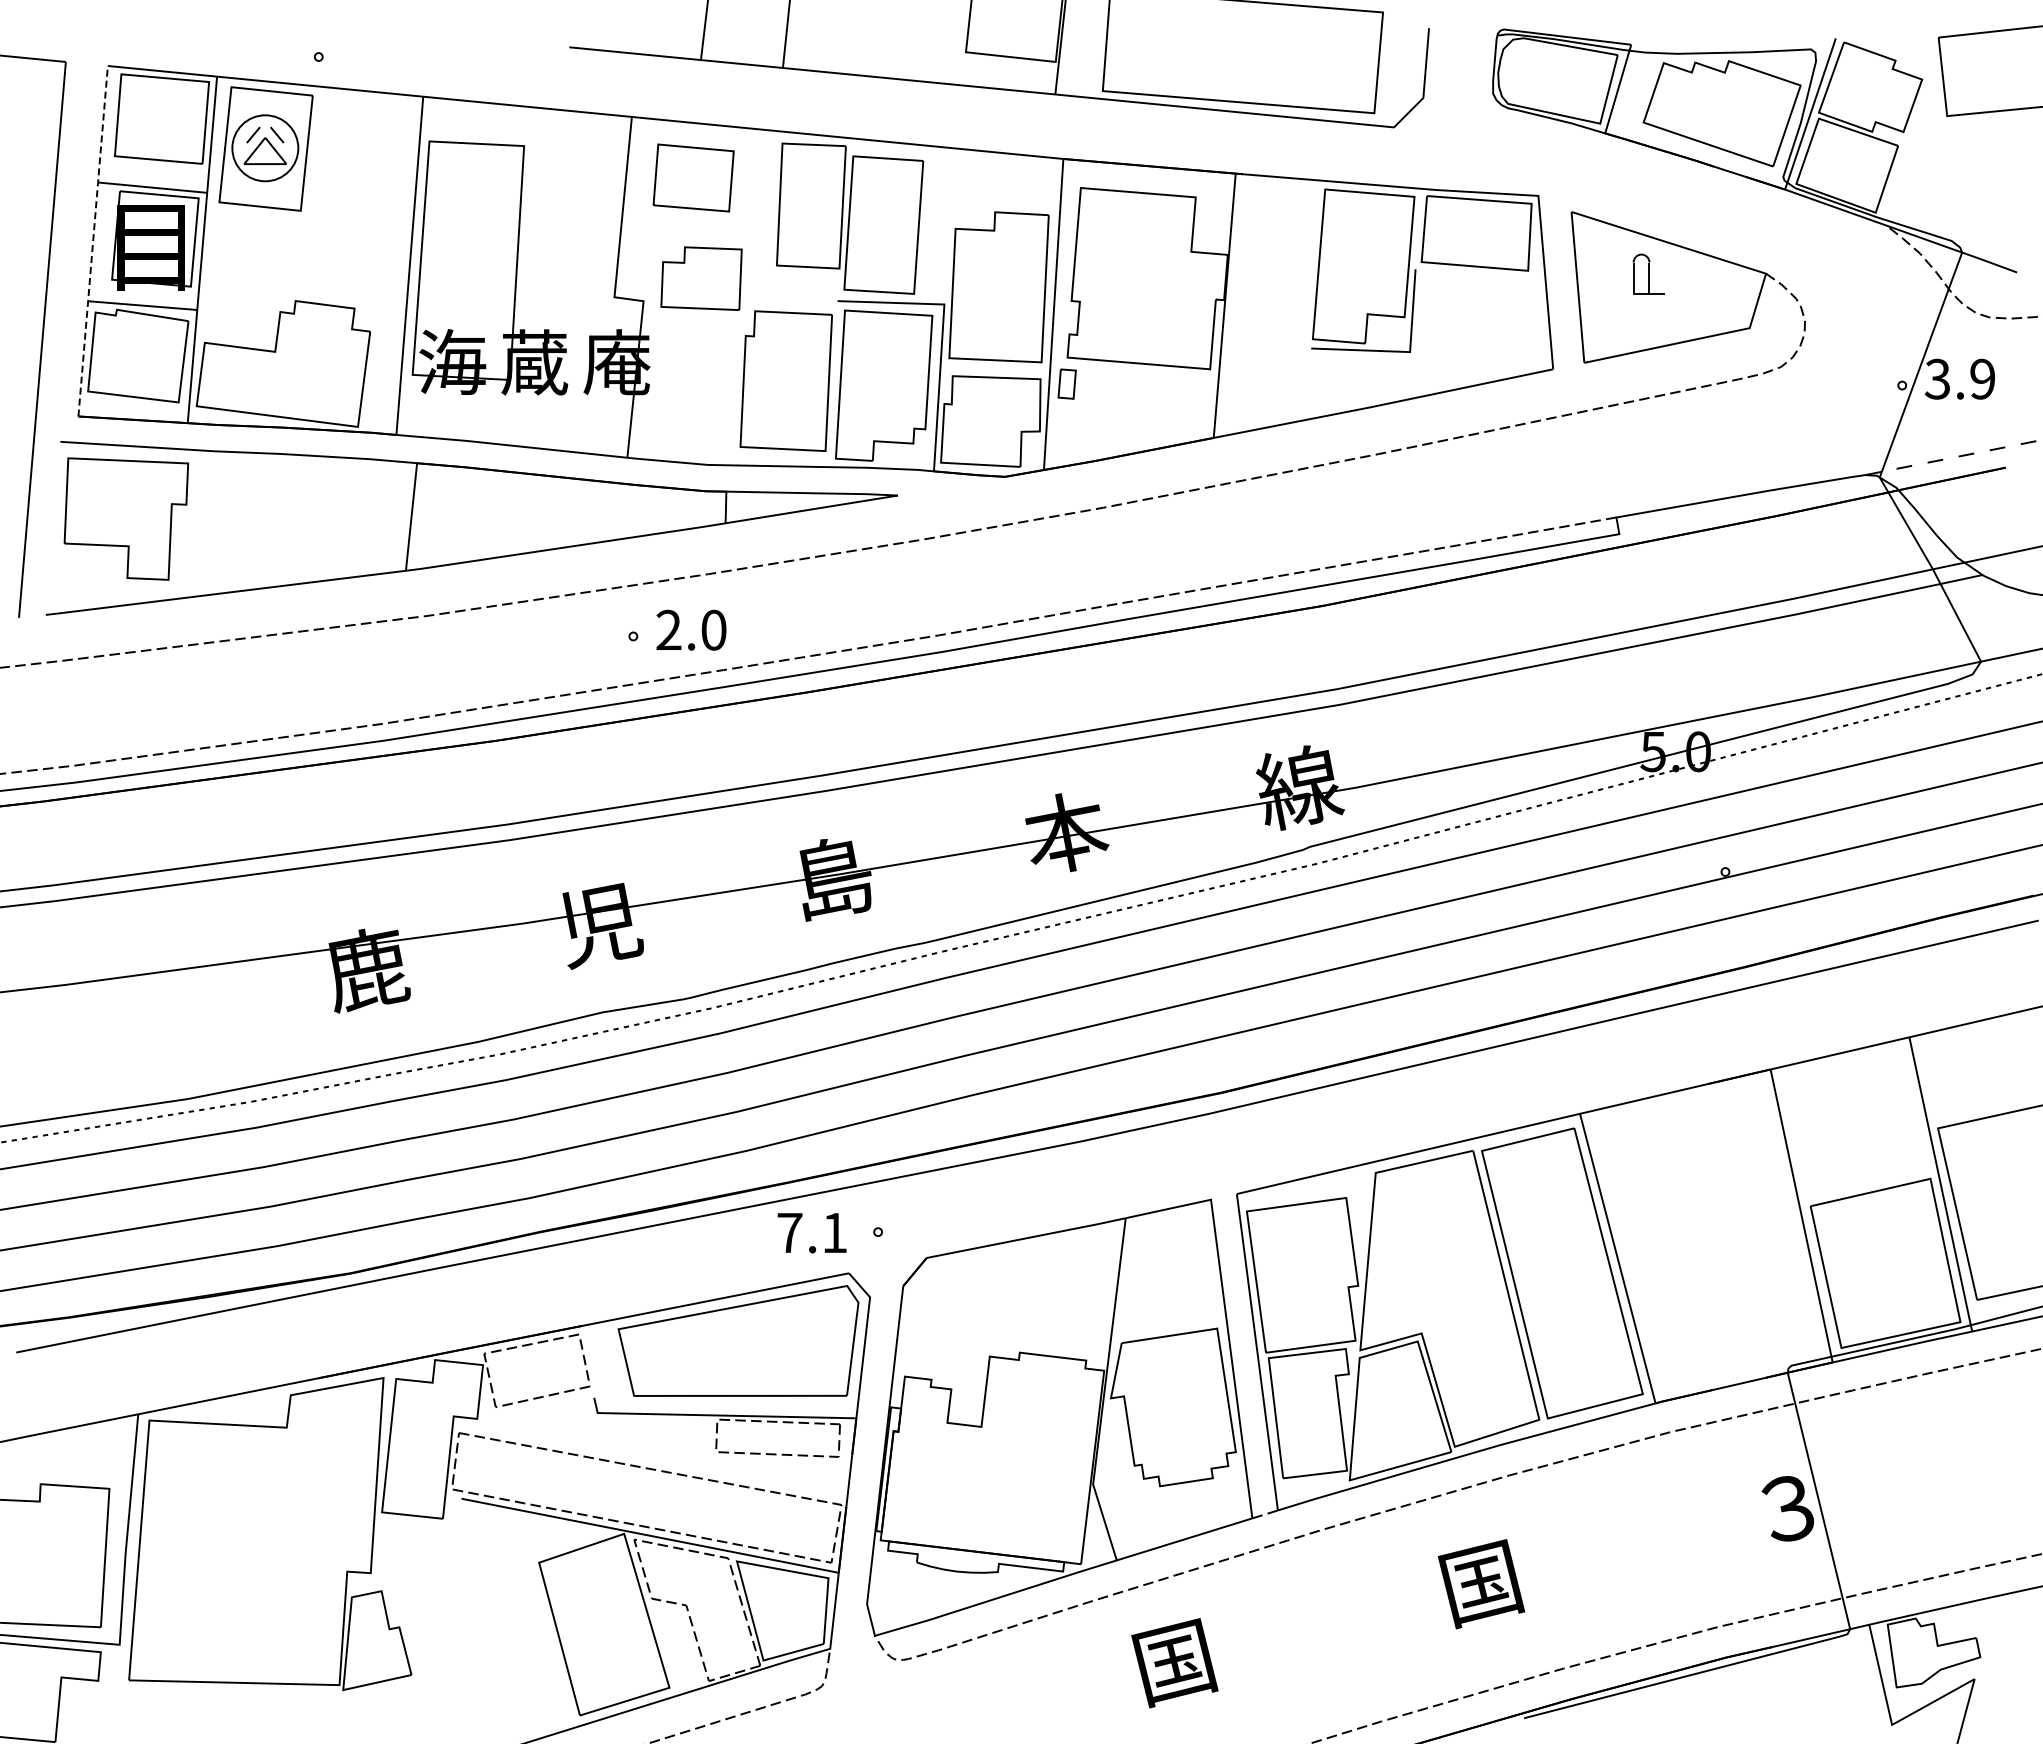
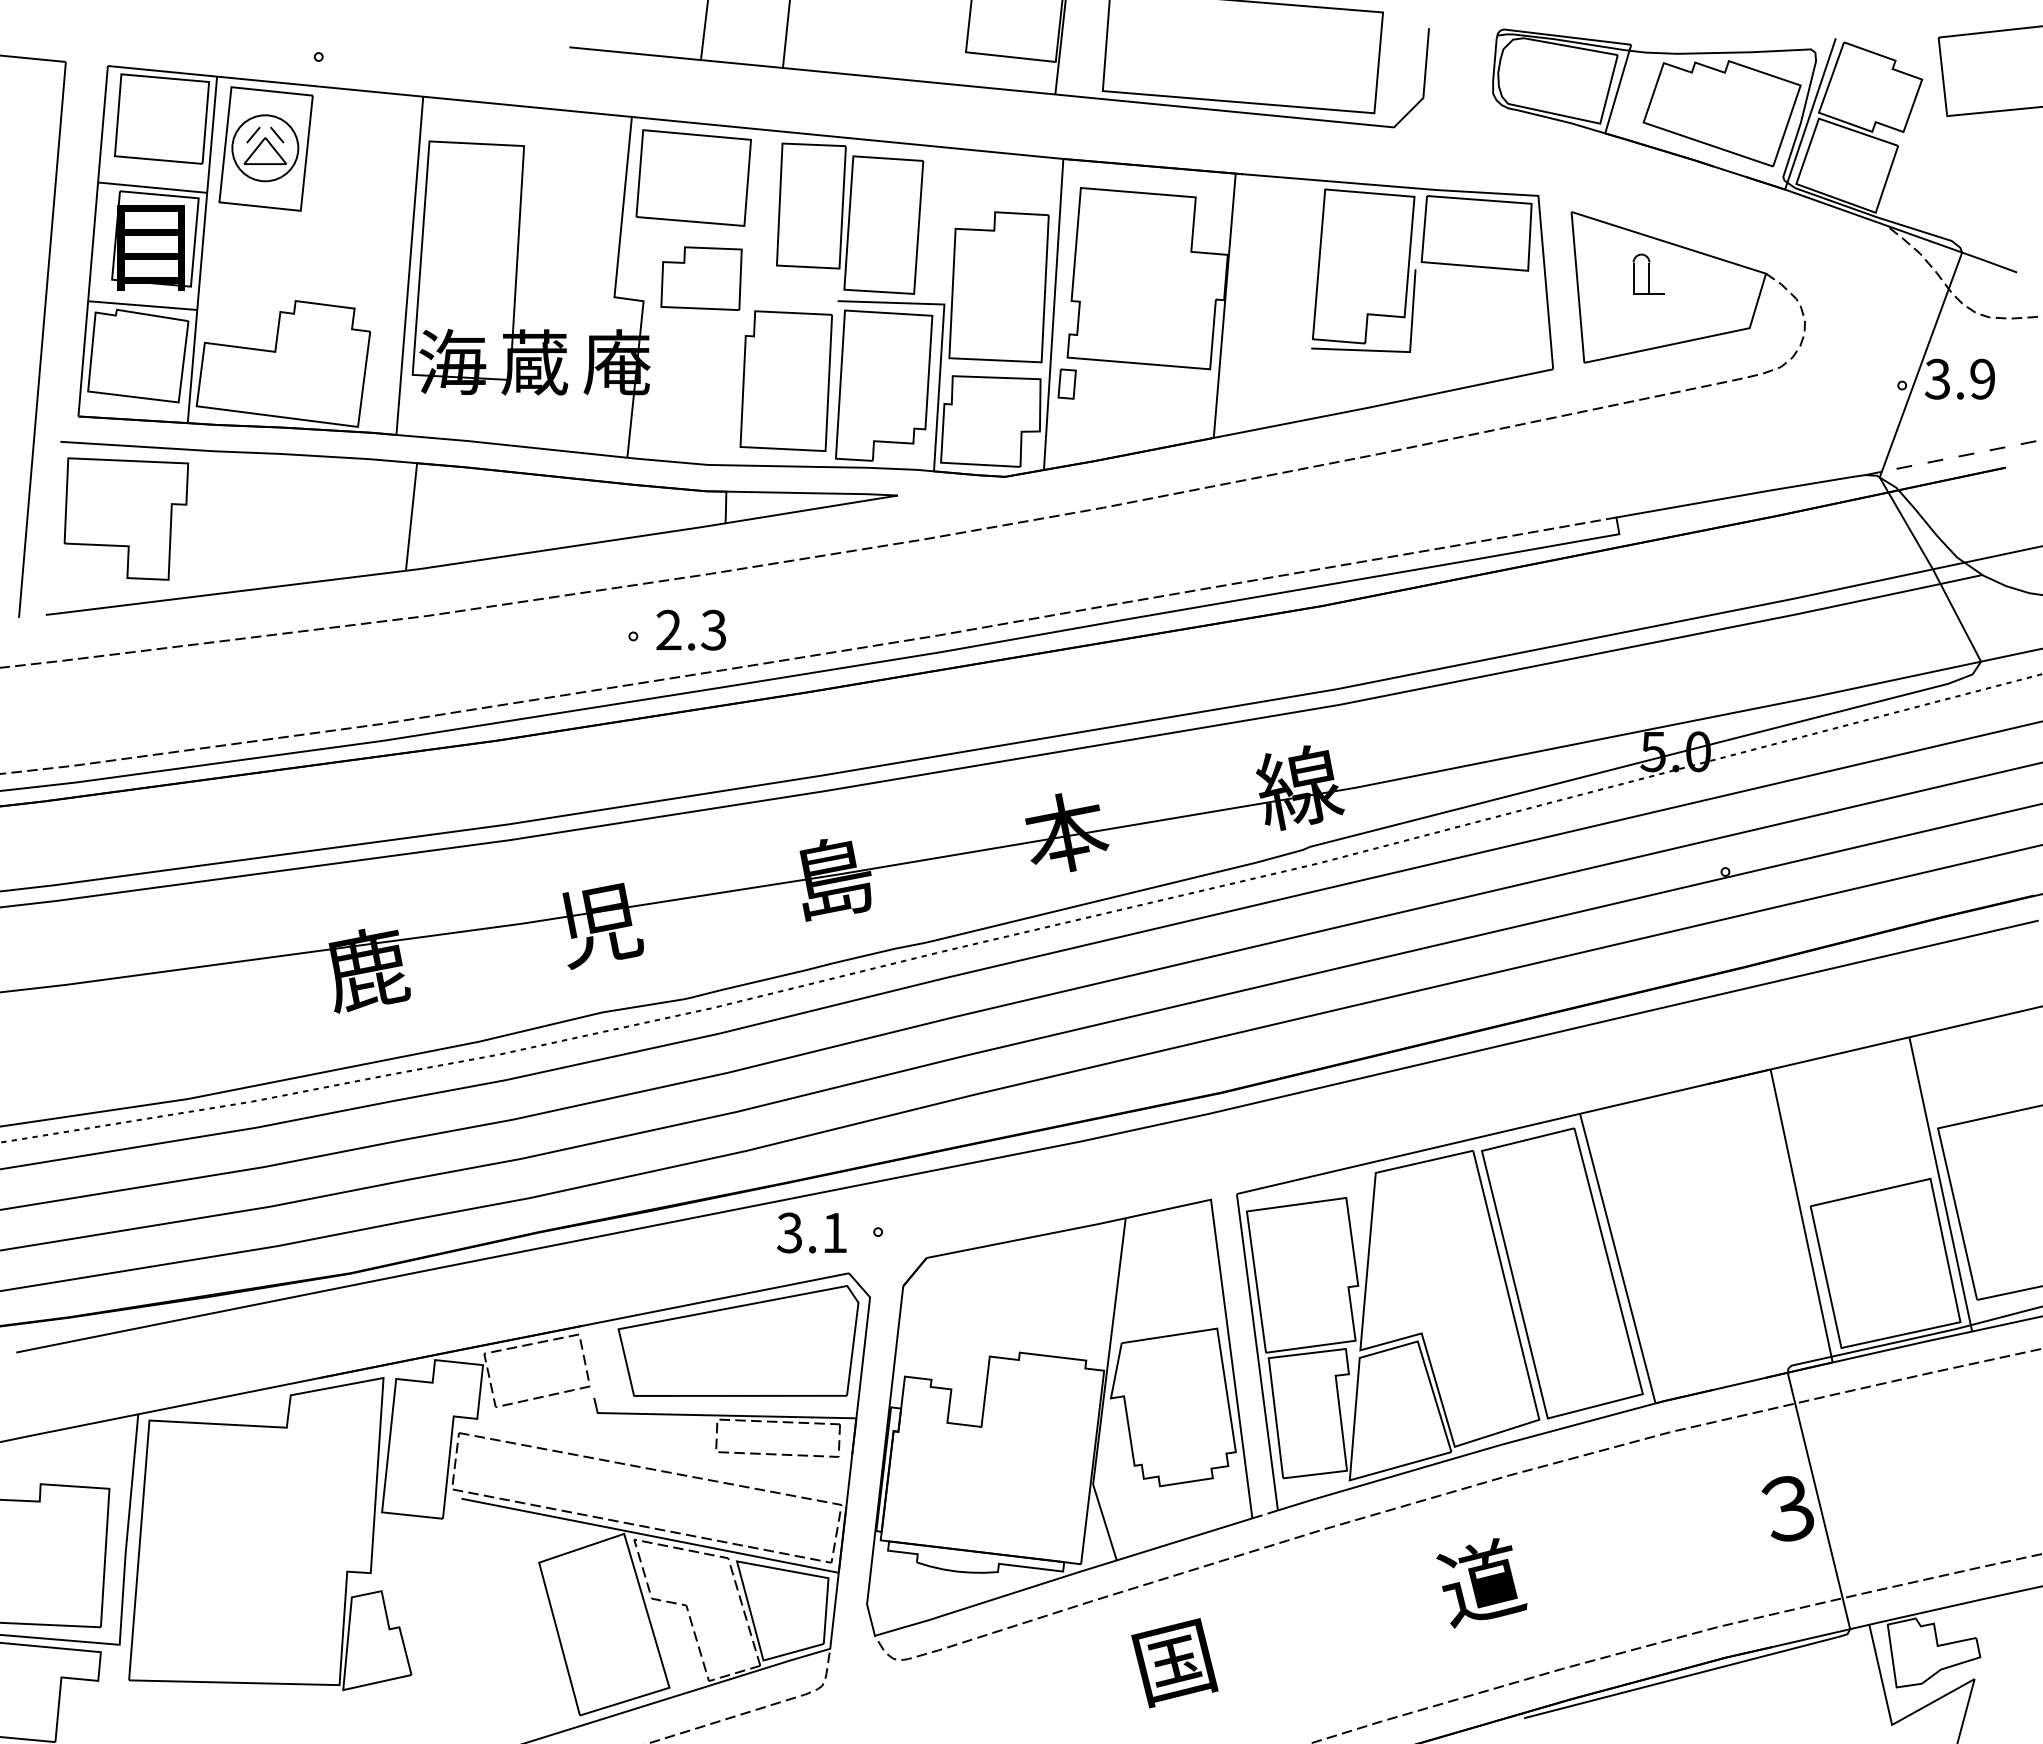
part size: 83x70 px -> 117x98 px (693, 177)
line: dashed -> solid (93, 240)
text: 2.0 -> 2.3 (713, 629)
text: 7.1 -> 3.1 (789, 1232)
text: 国 -> 道 (1481, 1583)
